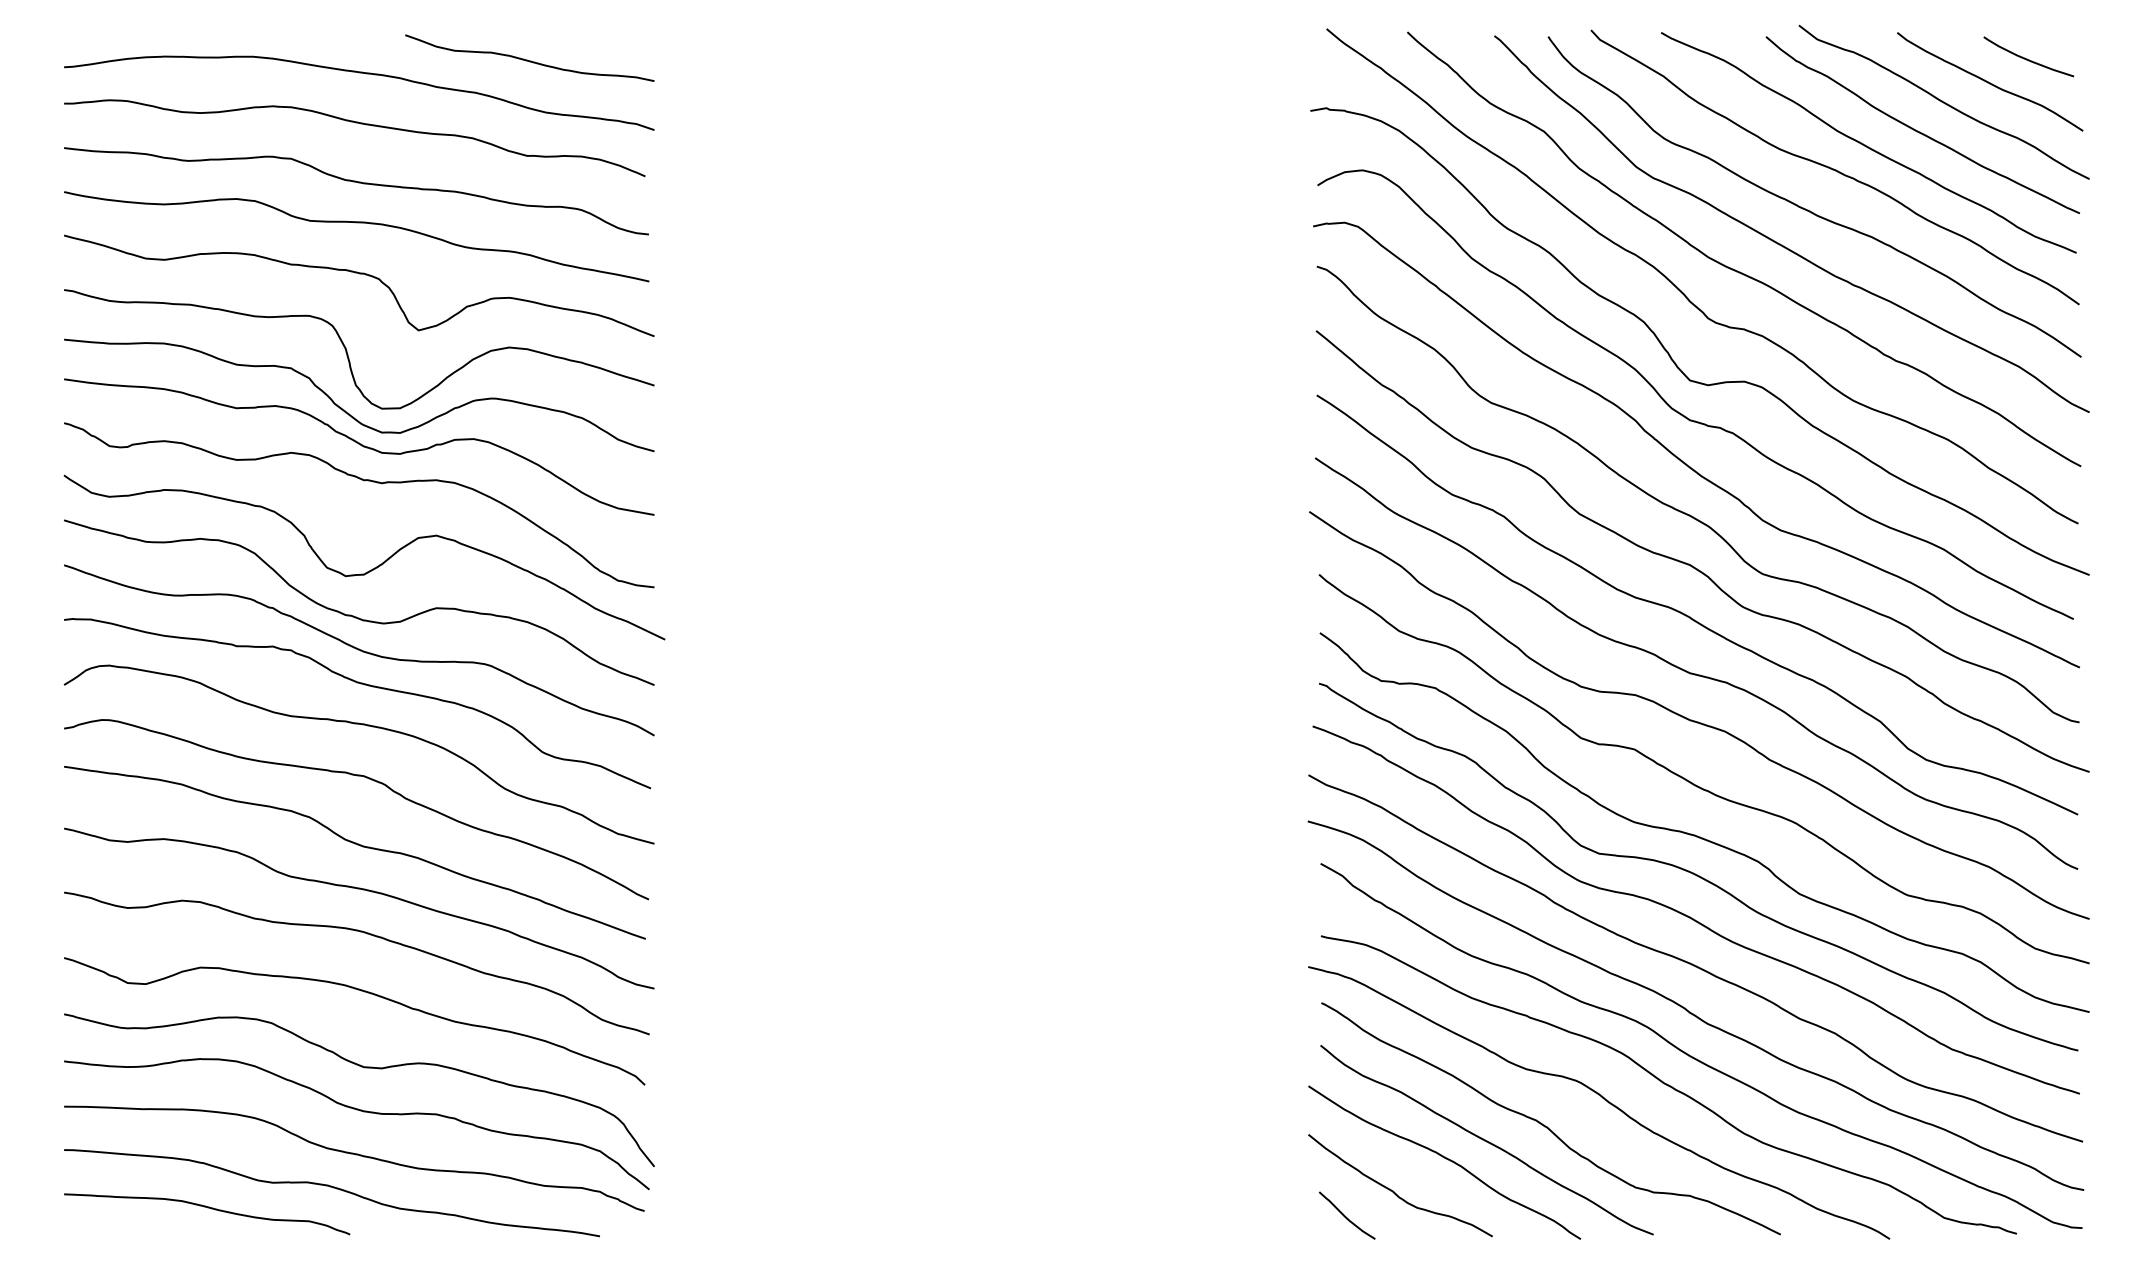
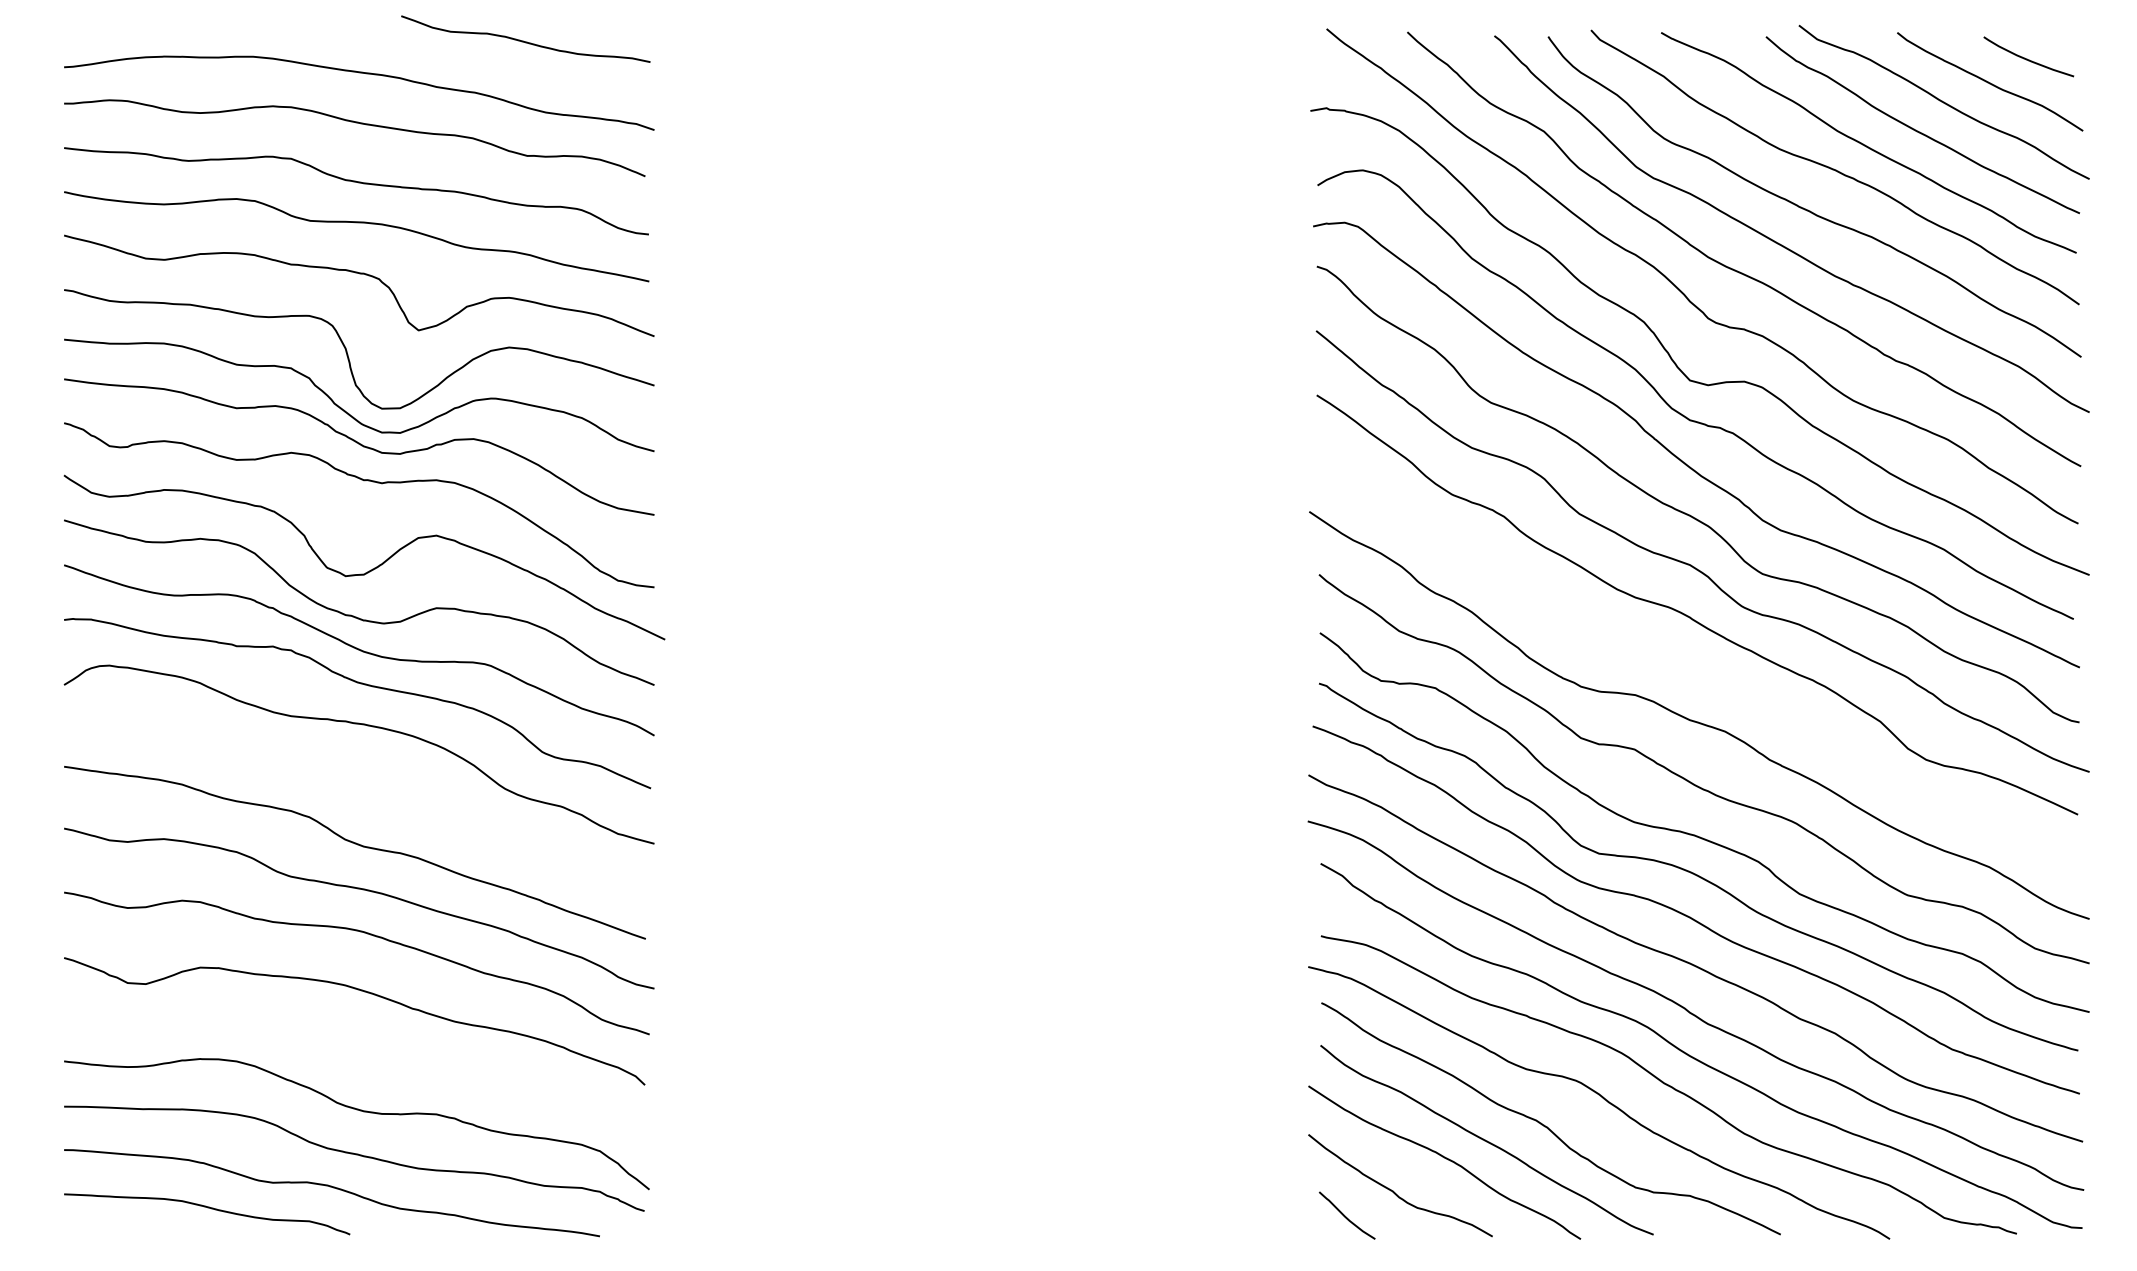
curve position: (527, 59) -> (523, 40) (523, 40)
curve: present -> none (1692, 672)
curve: present -> none (366, 778)
curve: present -> none (364, 1068)
